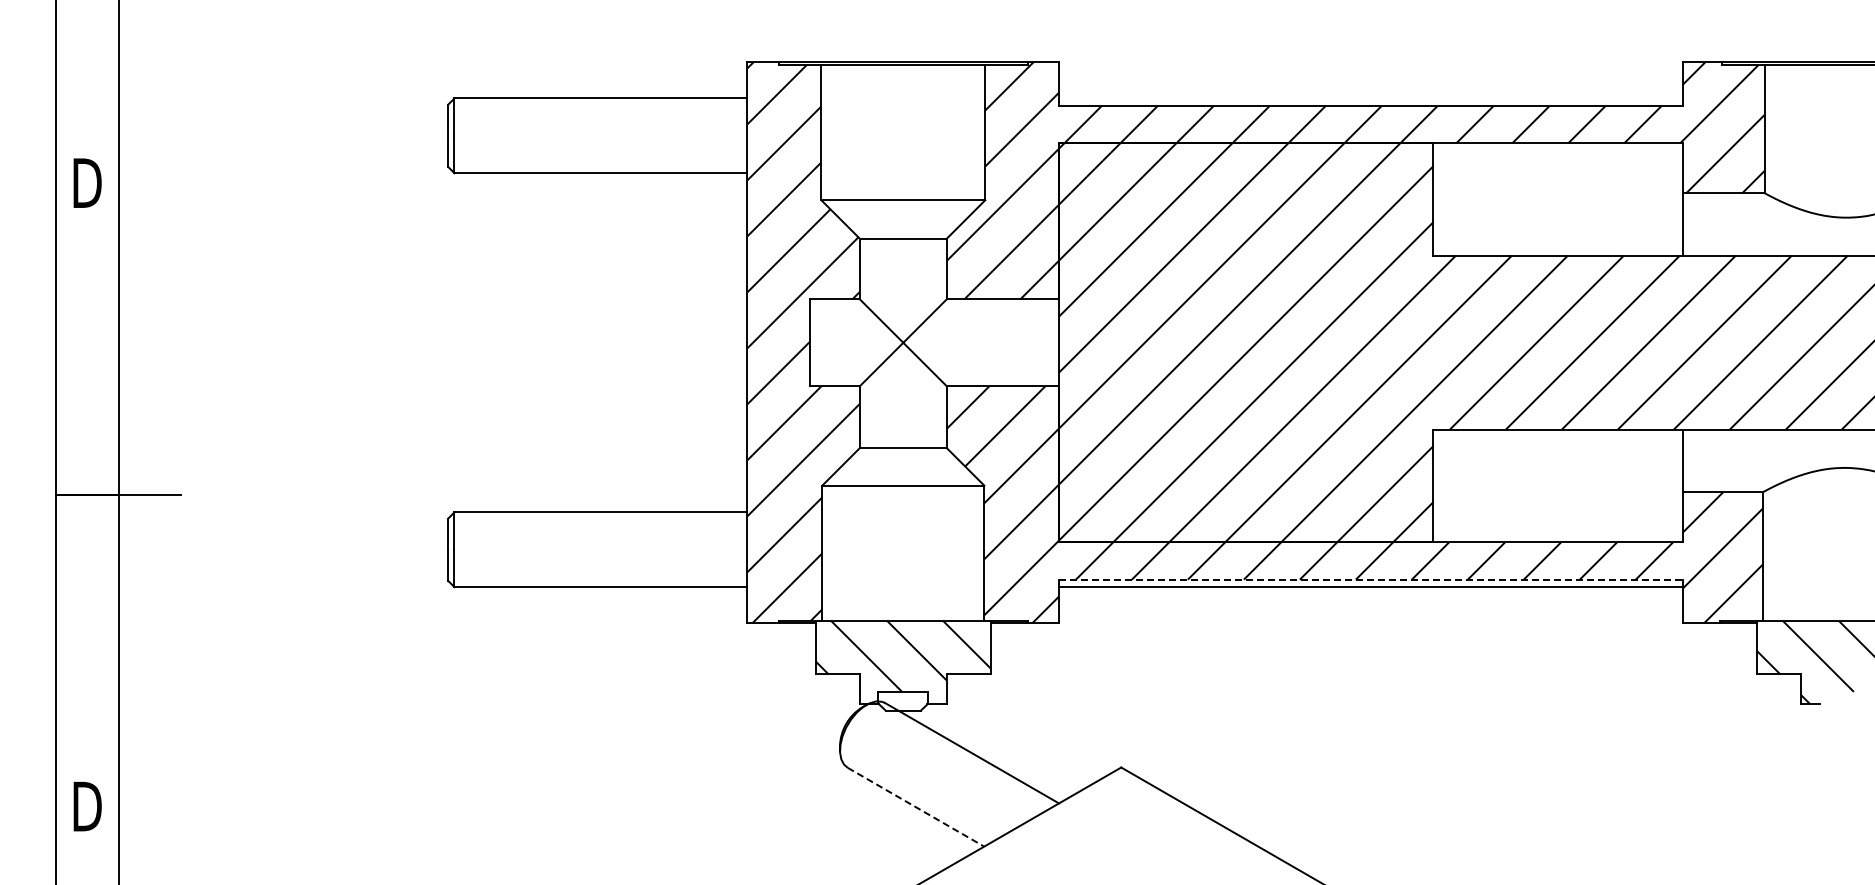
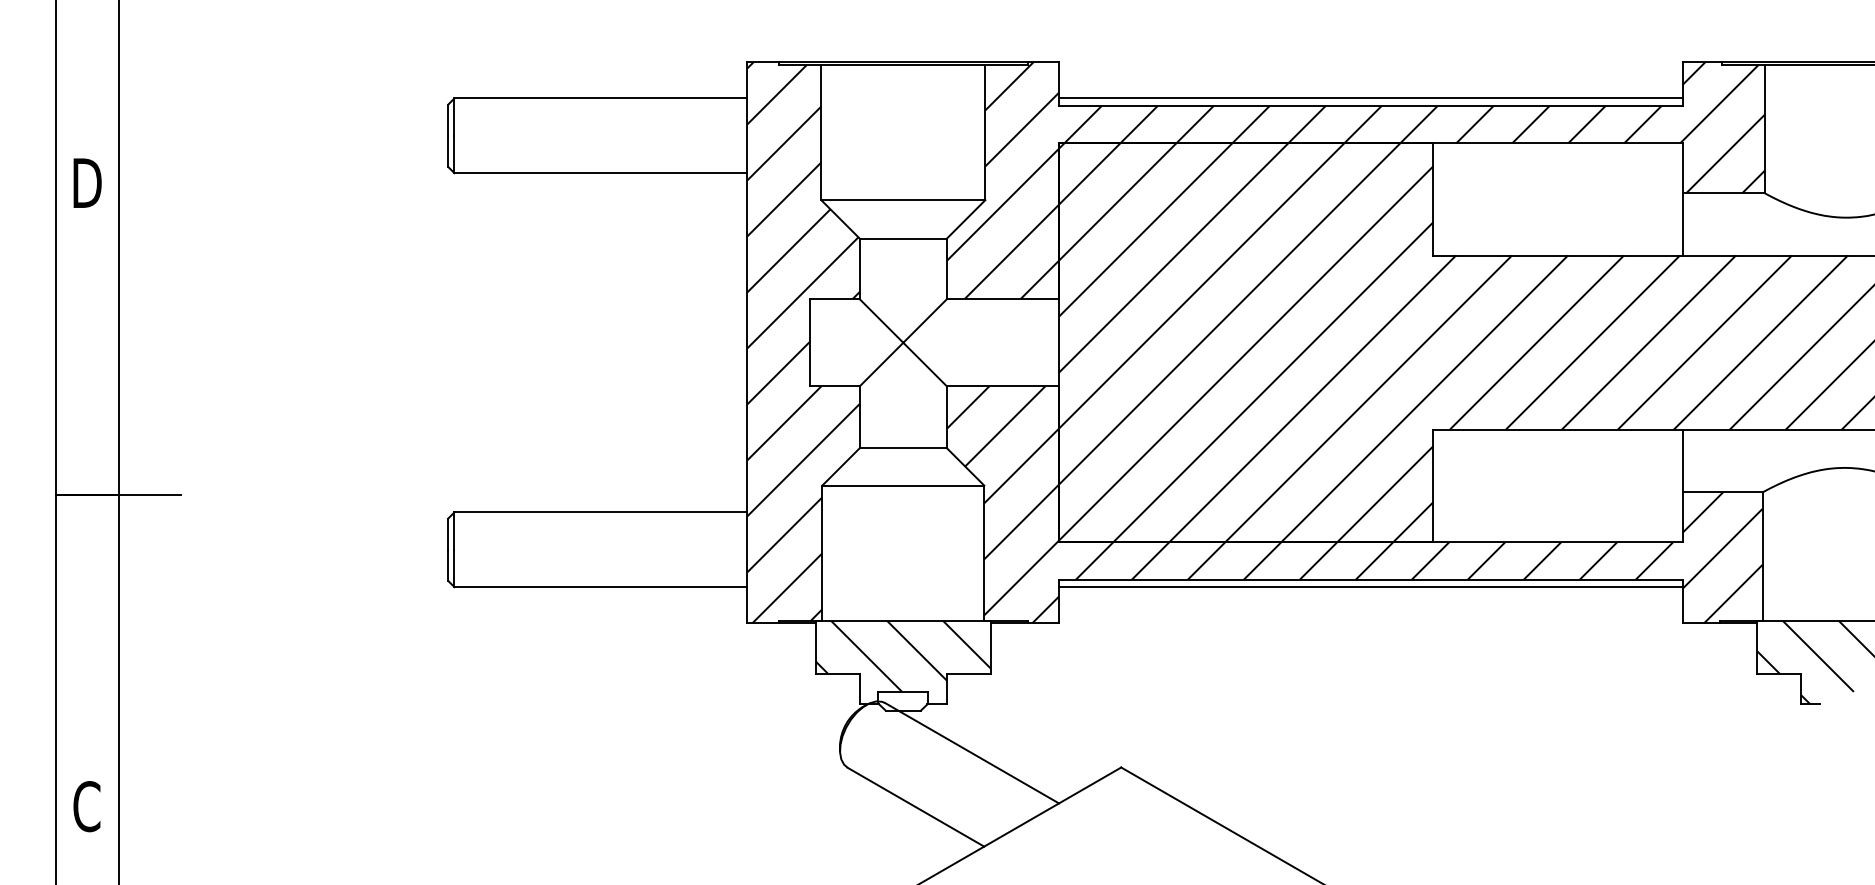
line: none -> present (1370, 98)
line: dashed -> solid (1370, 579)
text: D -> C (87, 806)
line: dashed -> solid (916, 807)
